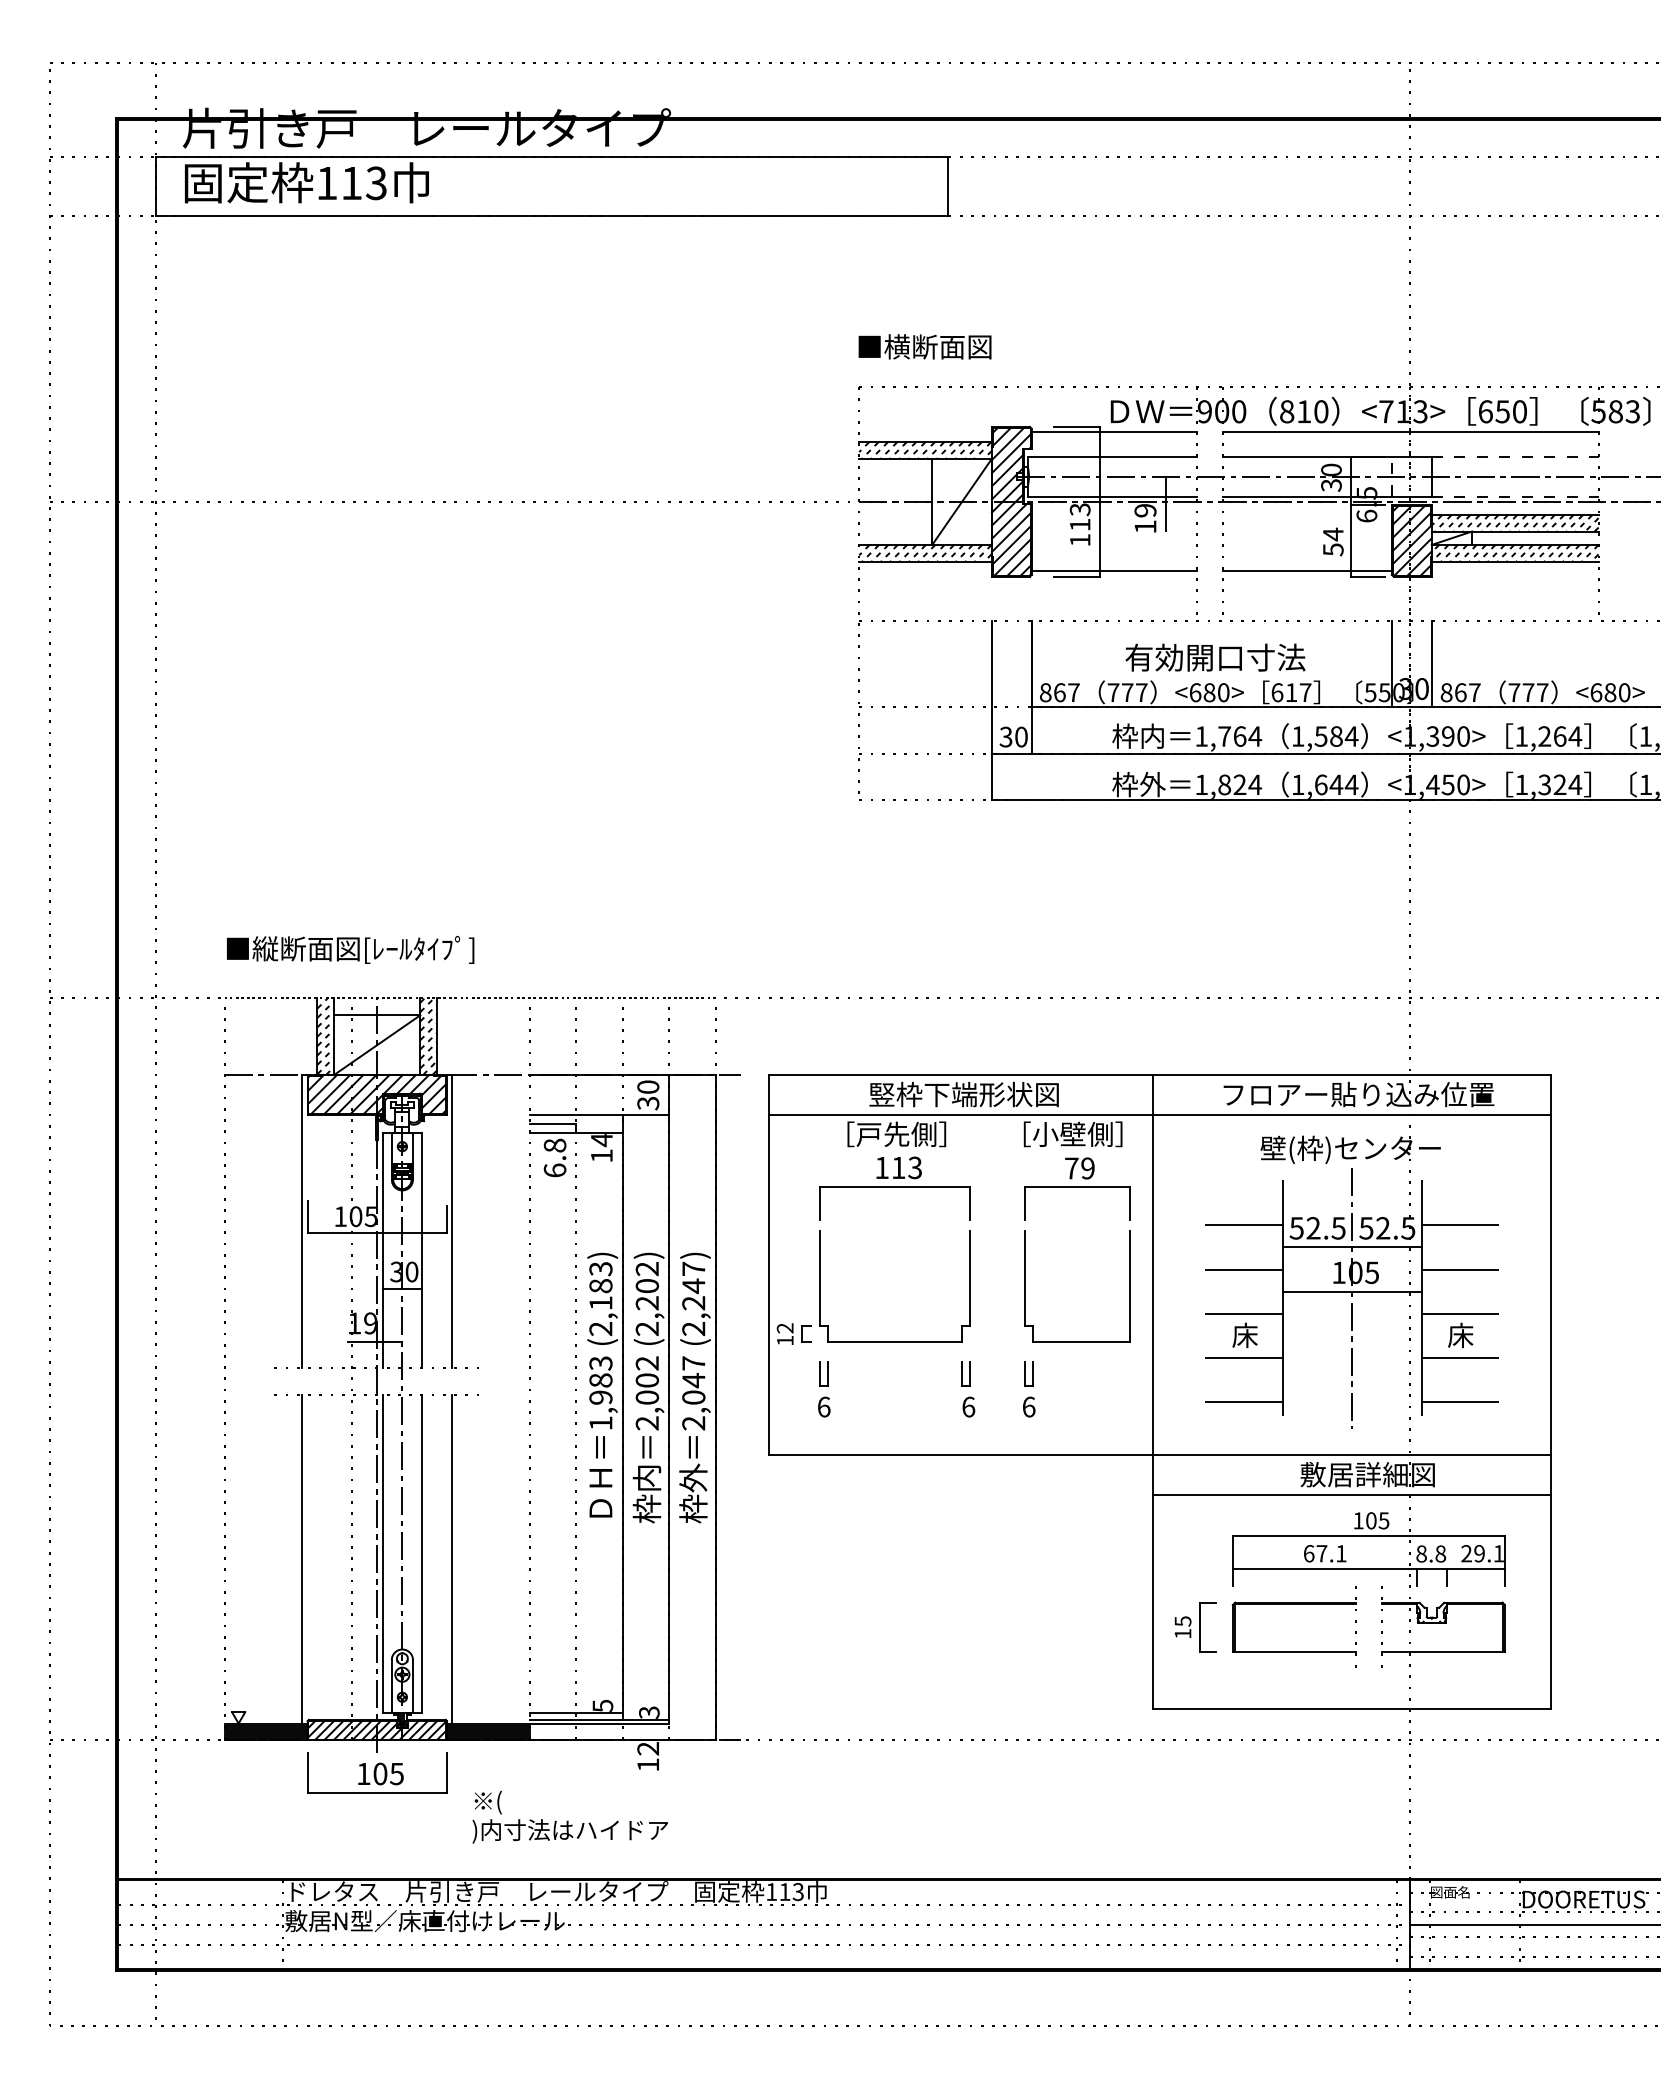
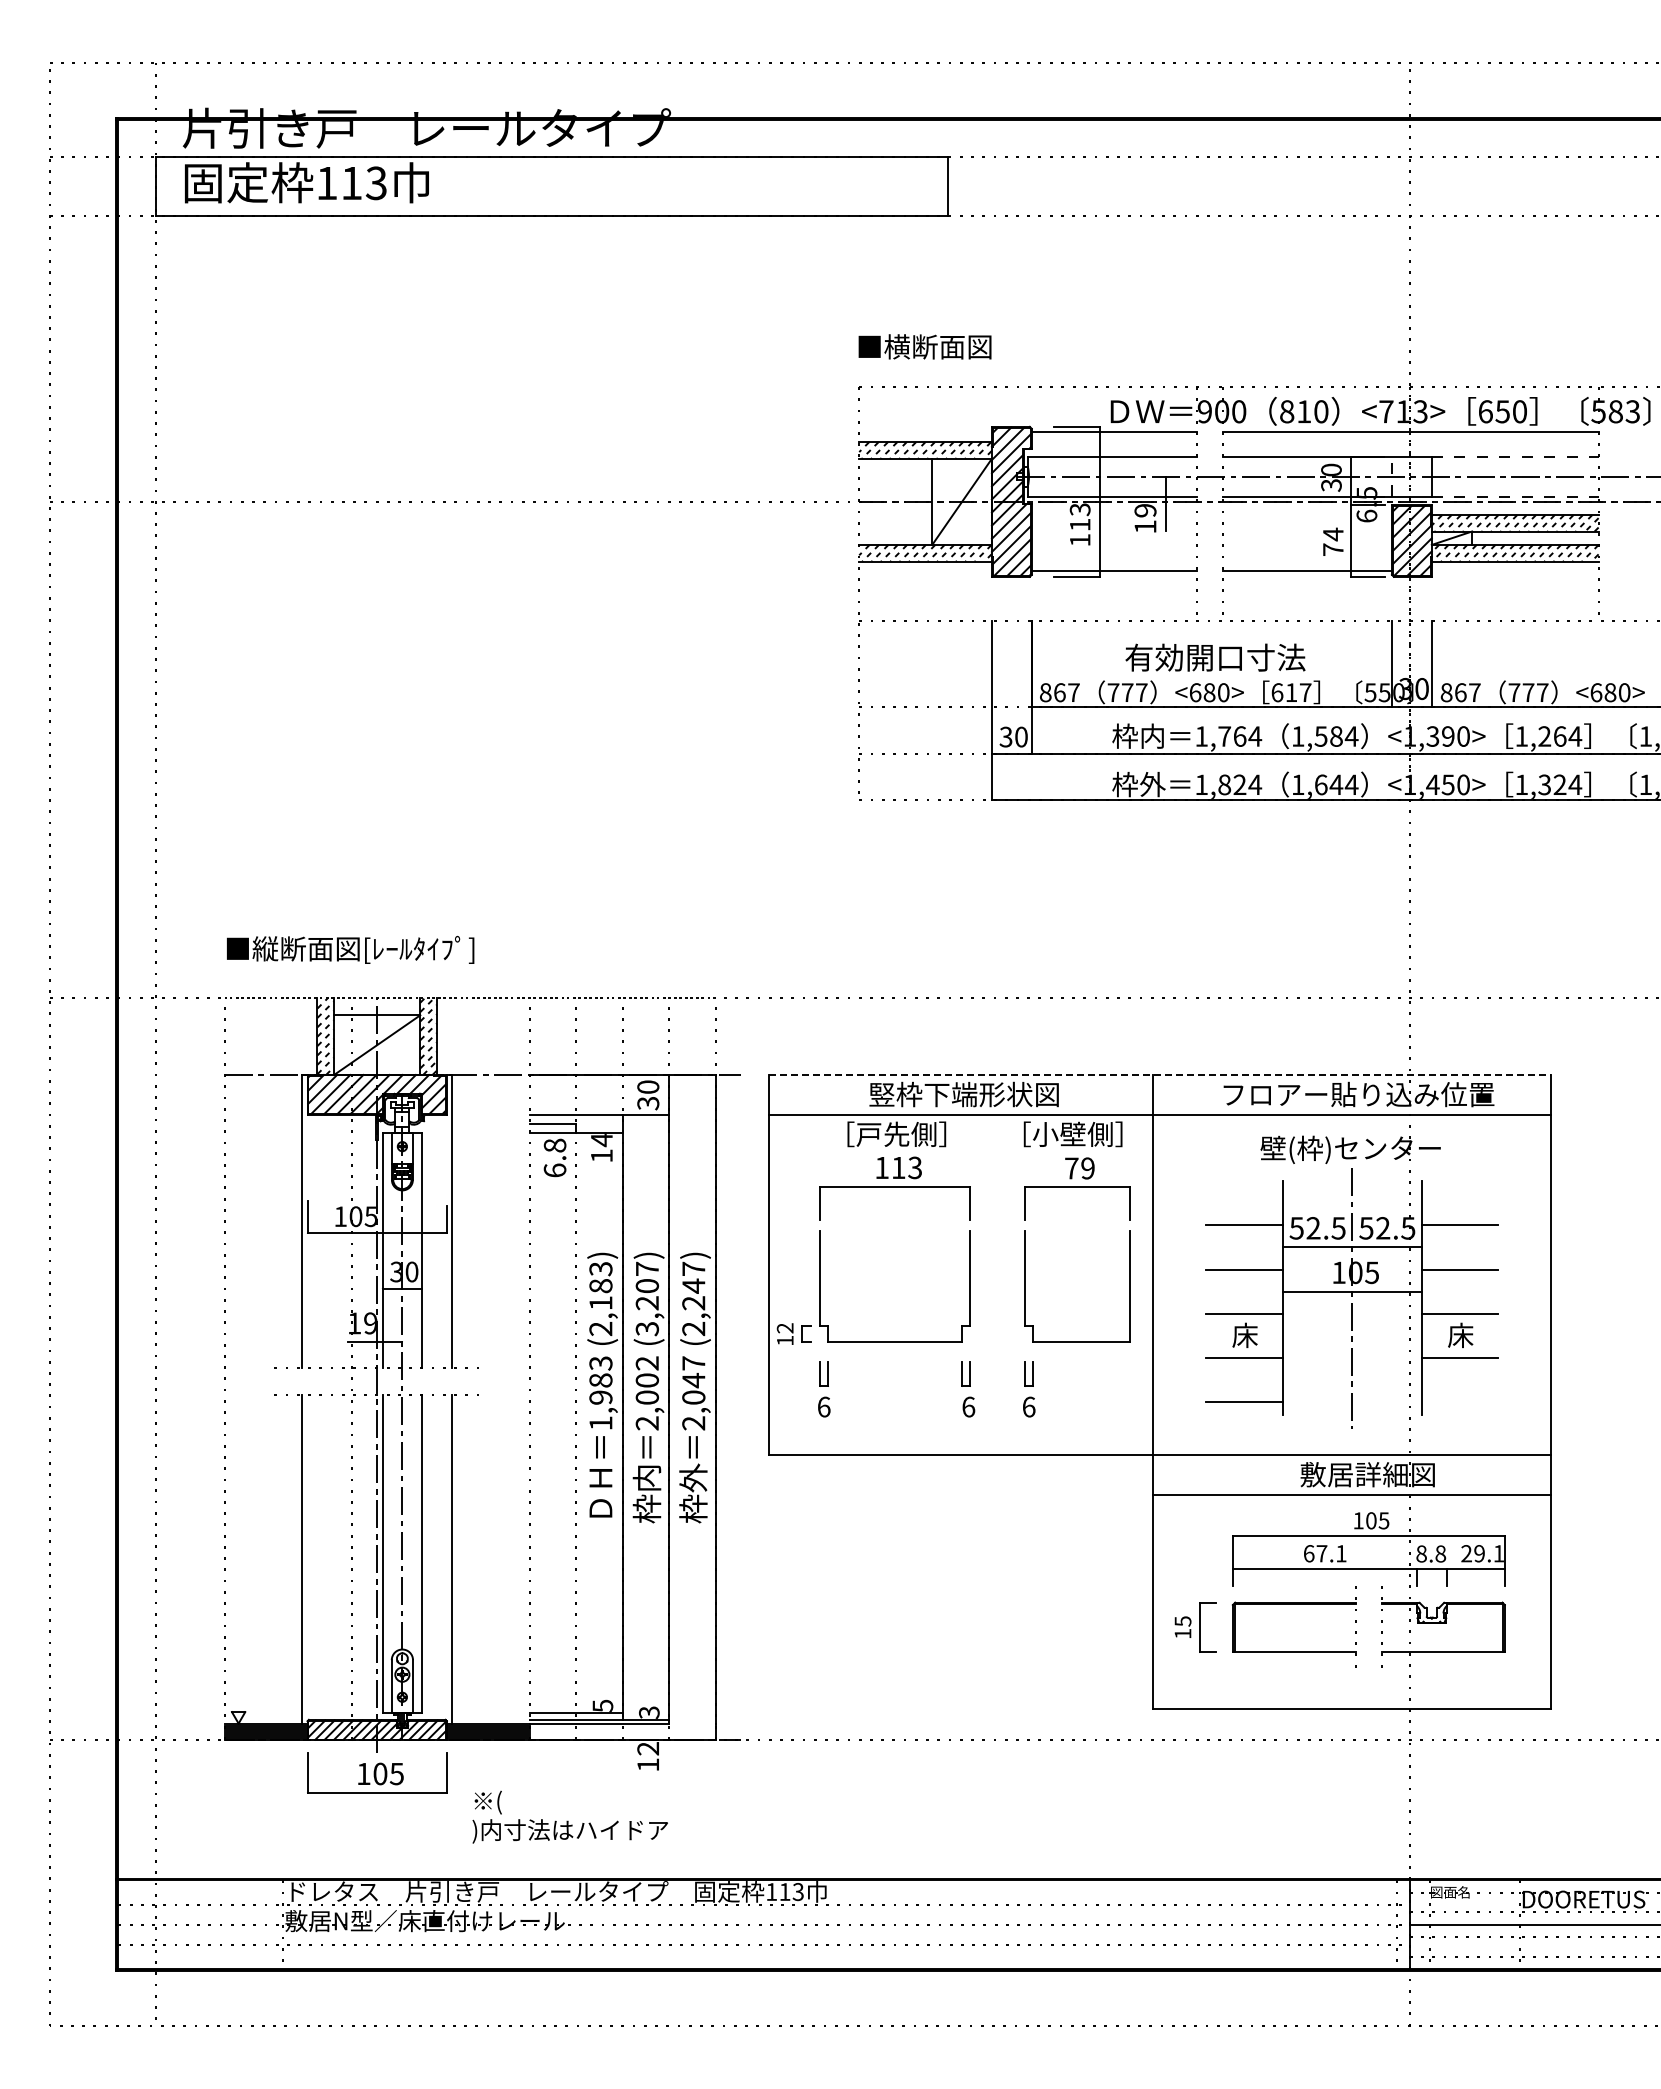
text: 54 -> 74 (1333, 549)
line: solid -> dashed (1160, 1075)
text: (2,202) -> (3,207) (647, 1298)
line: present -> none (1460, 1402)
